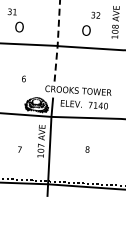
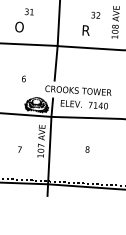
text position: (11, 11) -> (28, 11) (28, 11)
text: O -> R (86, 30)
line: dashed -> solid (57, 40)
